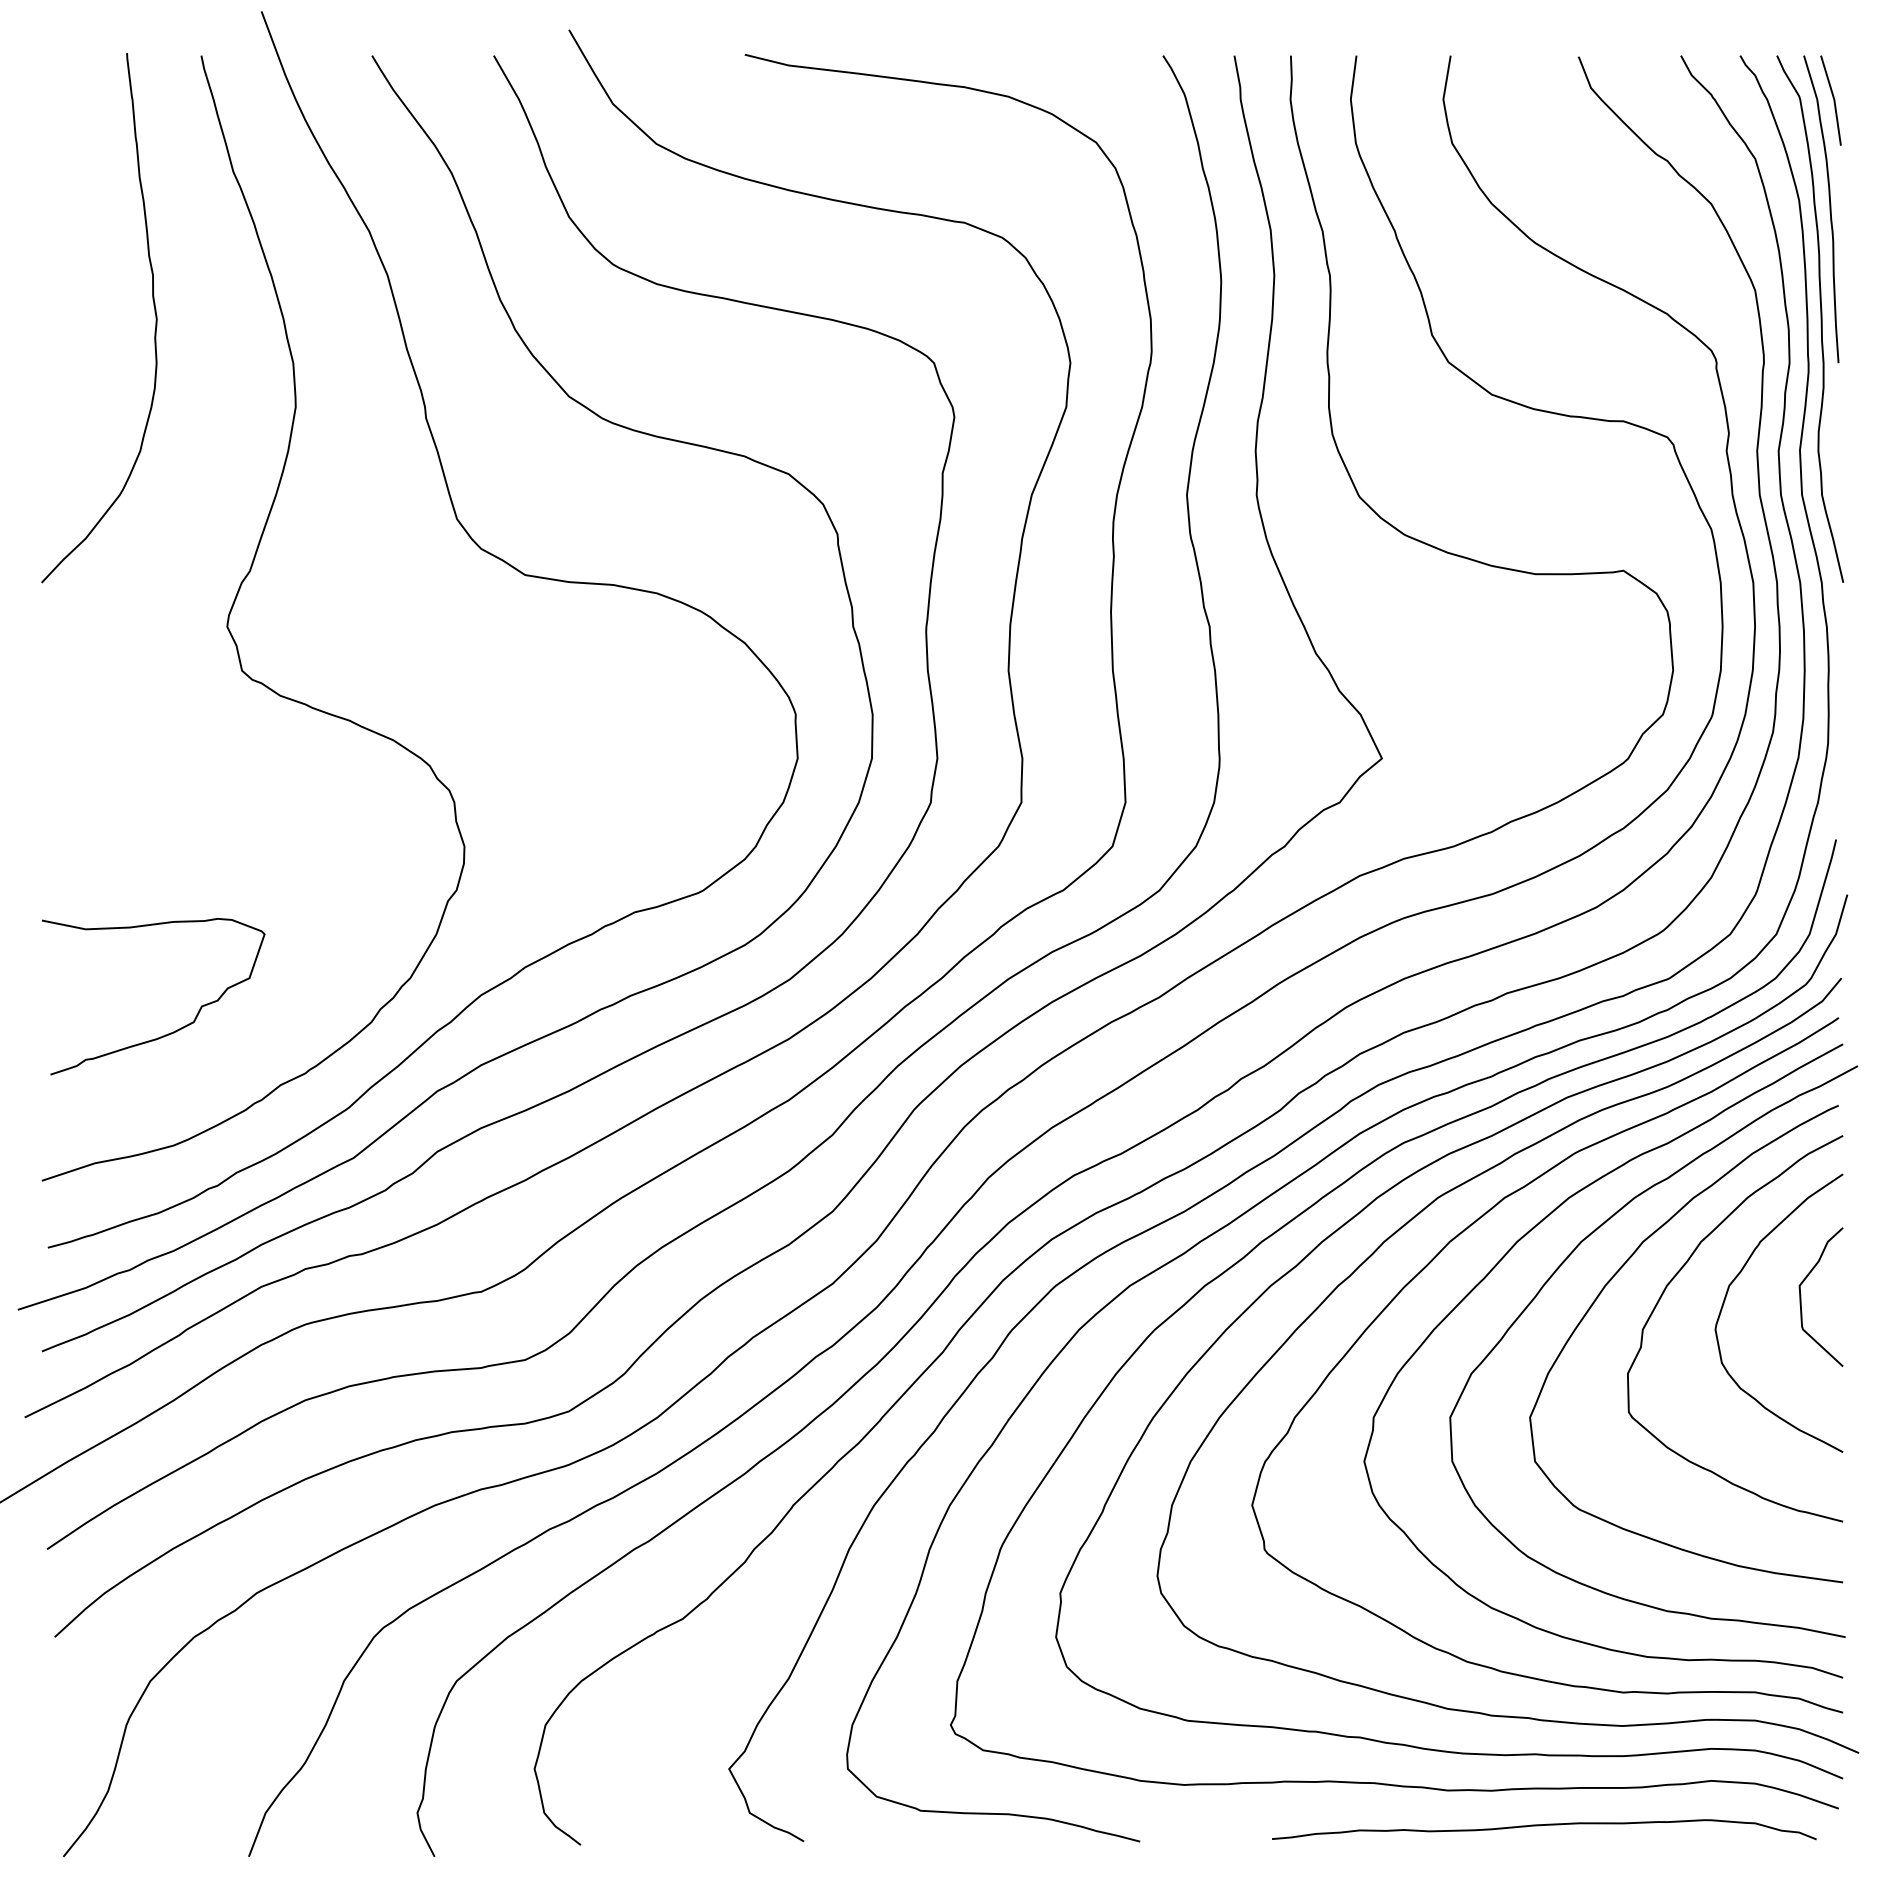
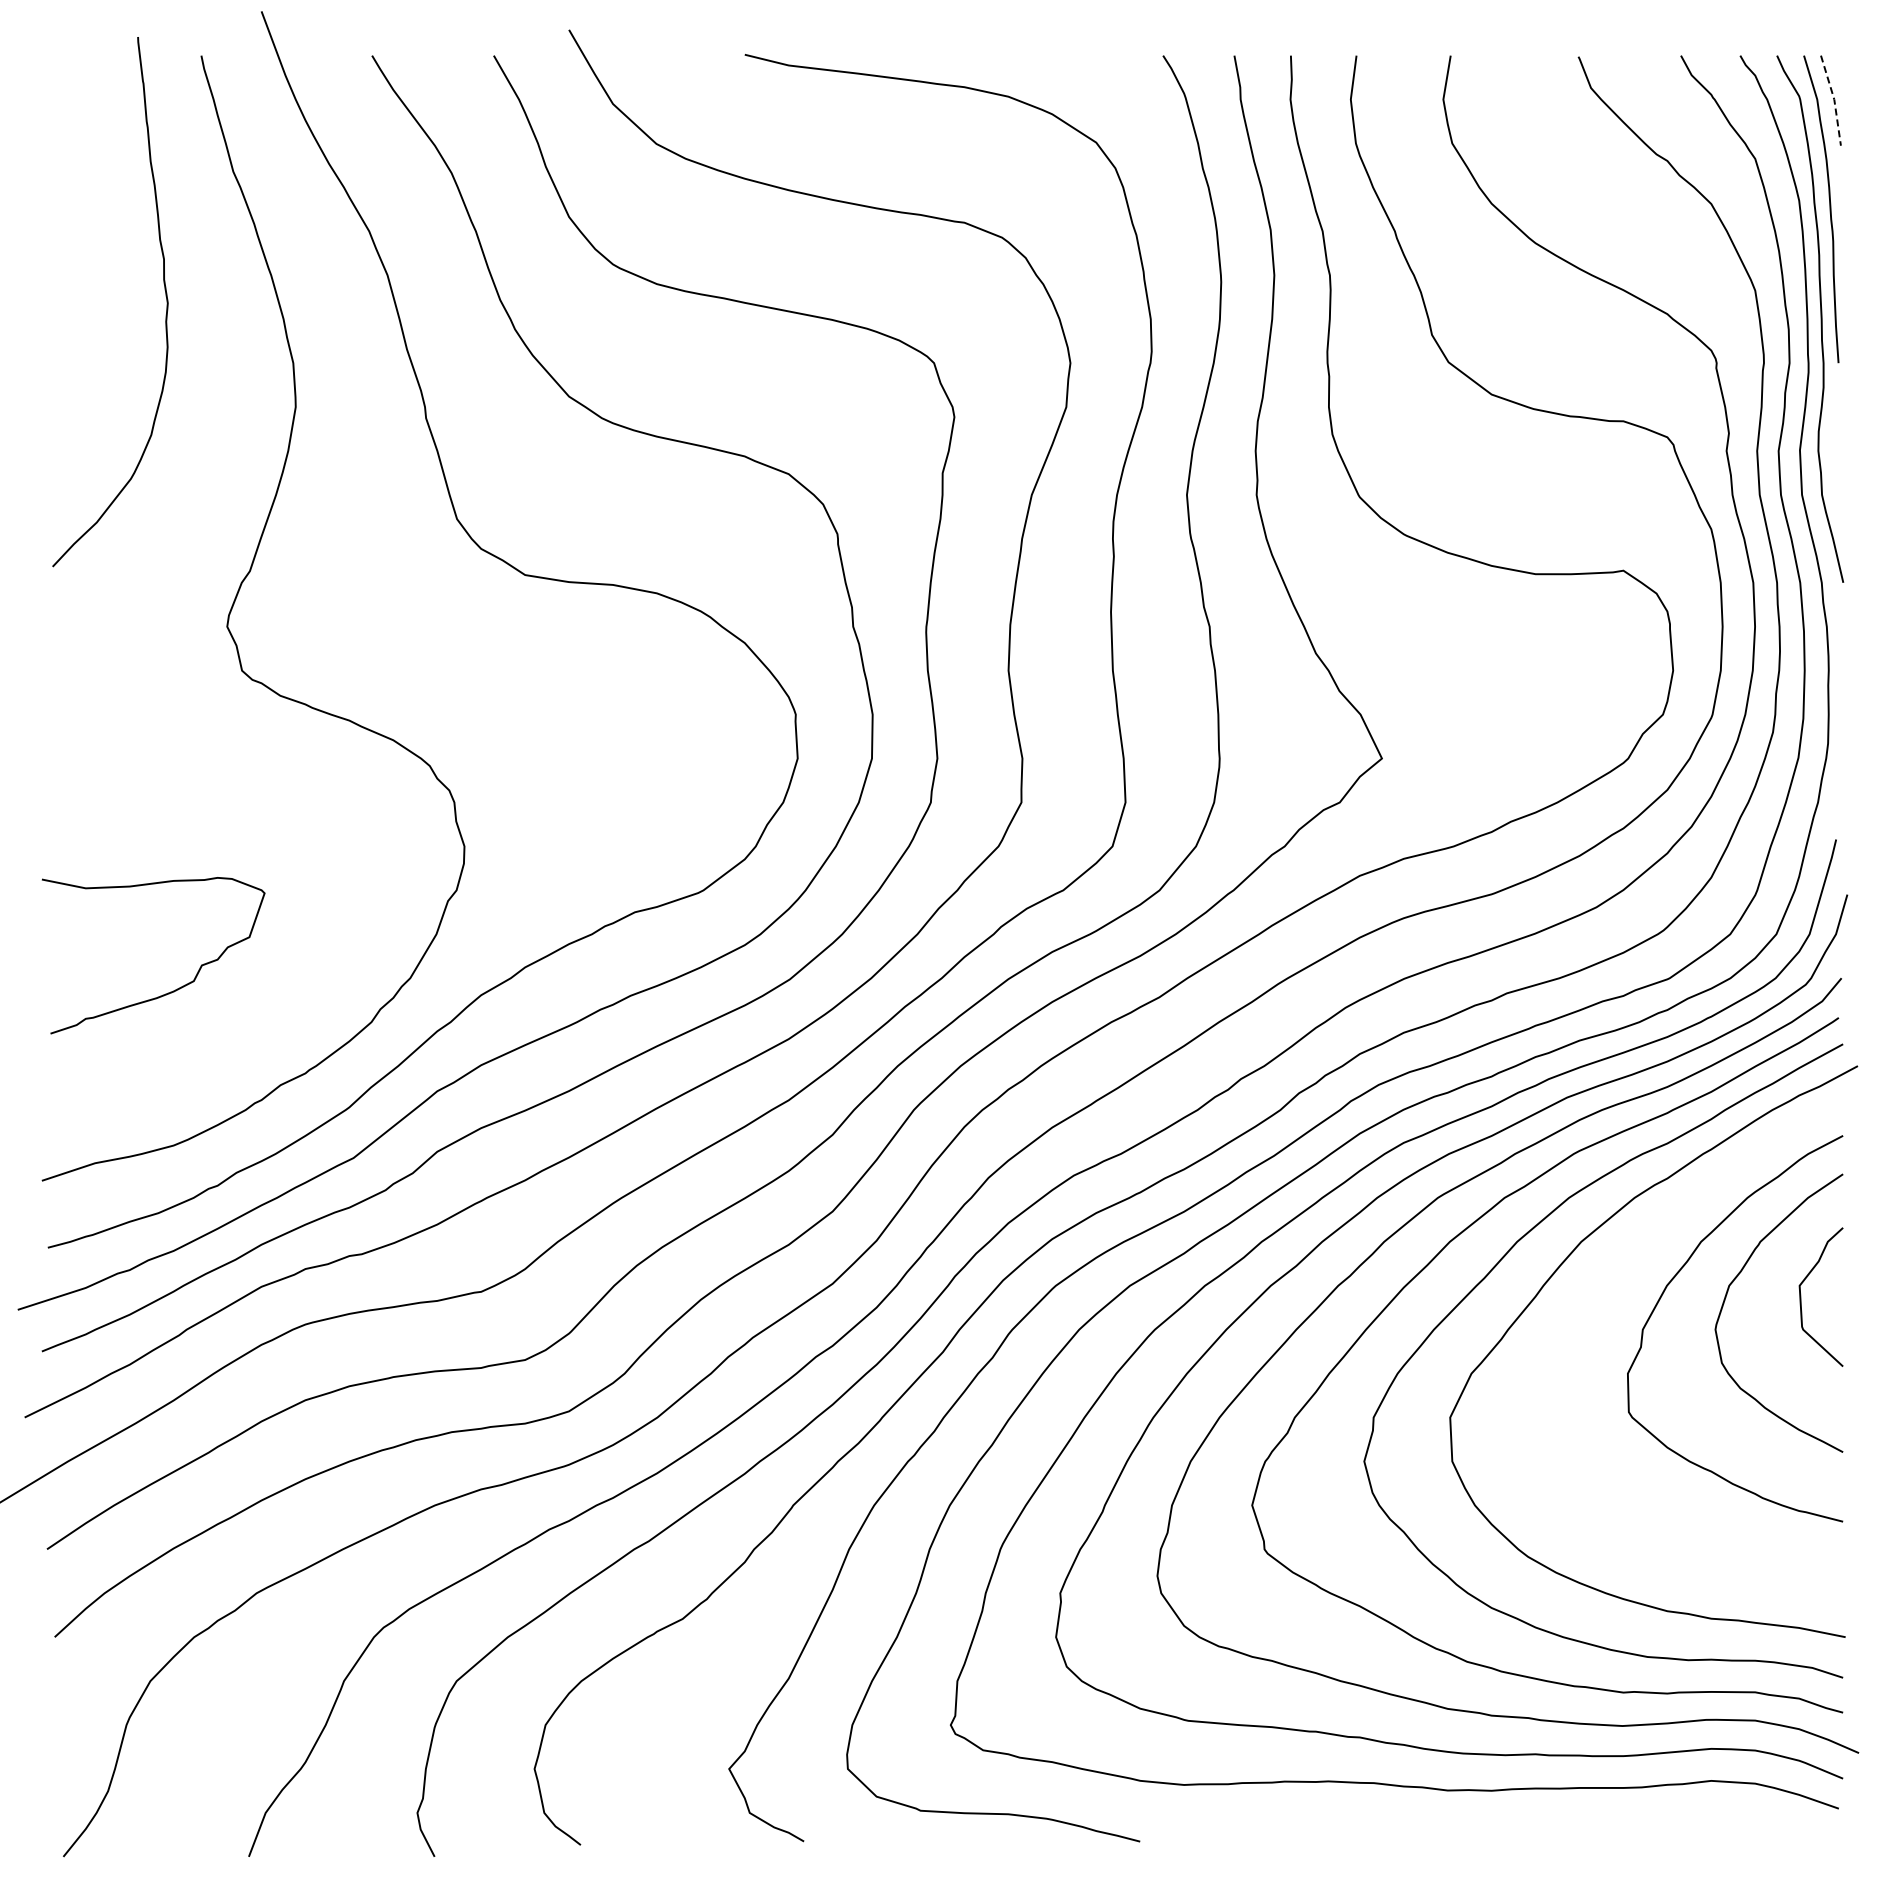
line: solid -> dashed (1834, 99)
curve position: (153, 306) -> (164, 290) (164, 290)
curve position: (170, 1032) -> (170, 991) (170, 991)
curve: present -> none (1612, 1279)
curve: present -> none (1544, 1825)
